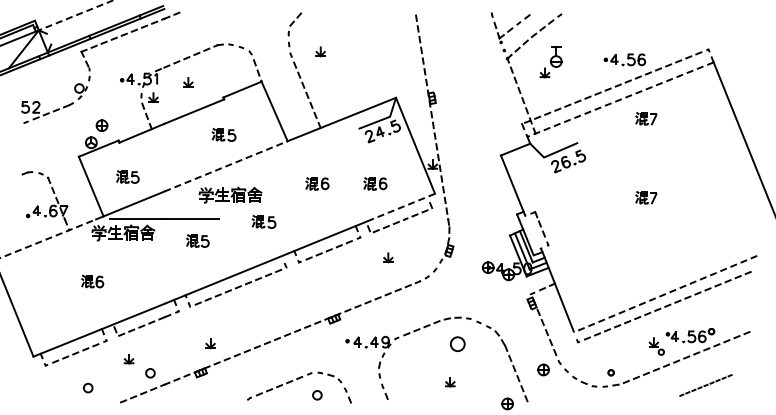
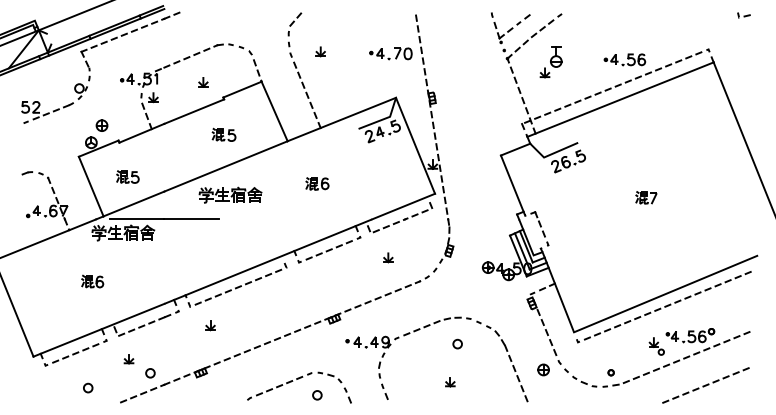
line: dashed -> solid (75, 15)
part: none -> present (743, 15)
part: none -> present (390, 53)
part position: (188, 82) -> (203, 82) (203, 82)
line: dashed -> solid (620, 99)
part: present -> none (646, 118)
line: dashed -> solid (226, 166)
part: present -> none (375, 183)
line: dashed -> solid (403, 206)
part: present -> none (263, 221)
line: dashed -> solid (48, 238)
part: present -> none (197, 240)
line: dashed -> solid (665, 294)
part position: (210, 343) -> (210, 325) (210, 325)
circle size: 16x16 px -> 11x12 px (457, 343)
part size: 54x23 px -> 88x37 px (705, 385)
part: present -> none (507, 403)
